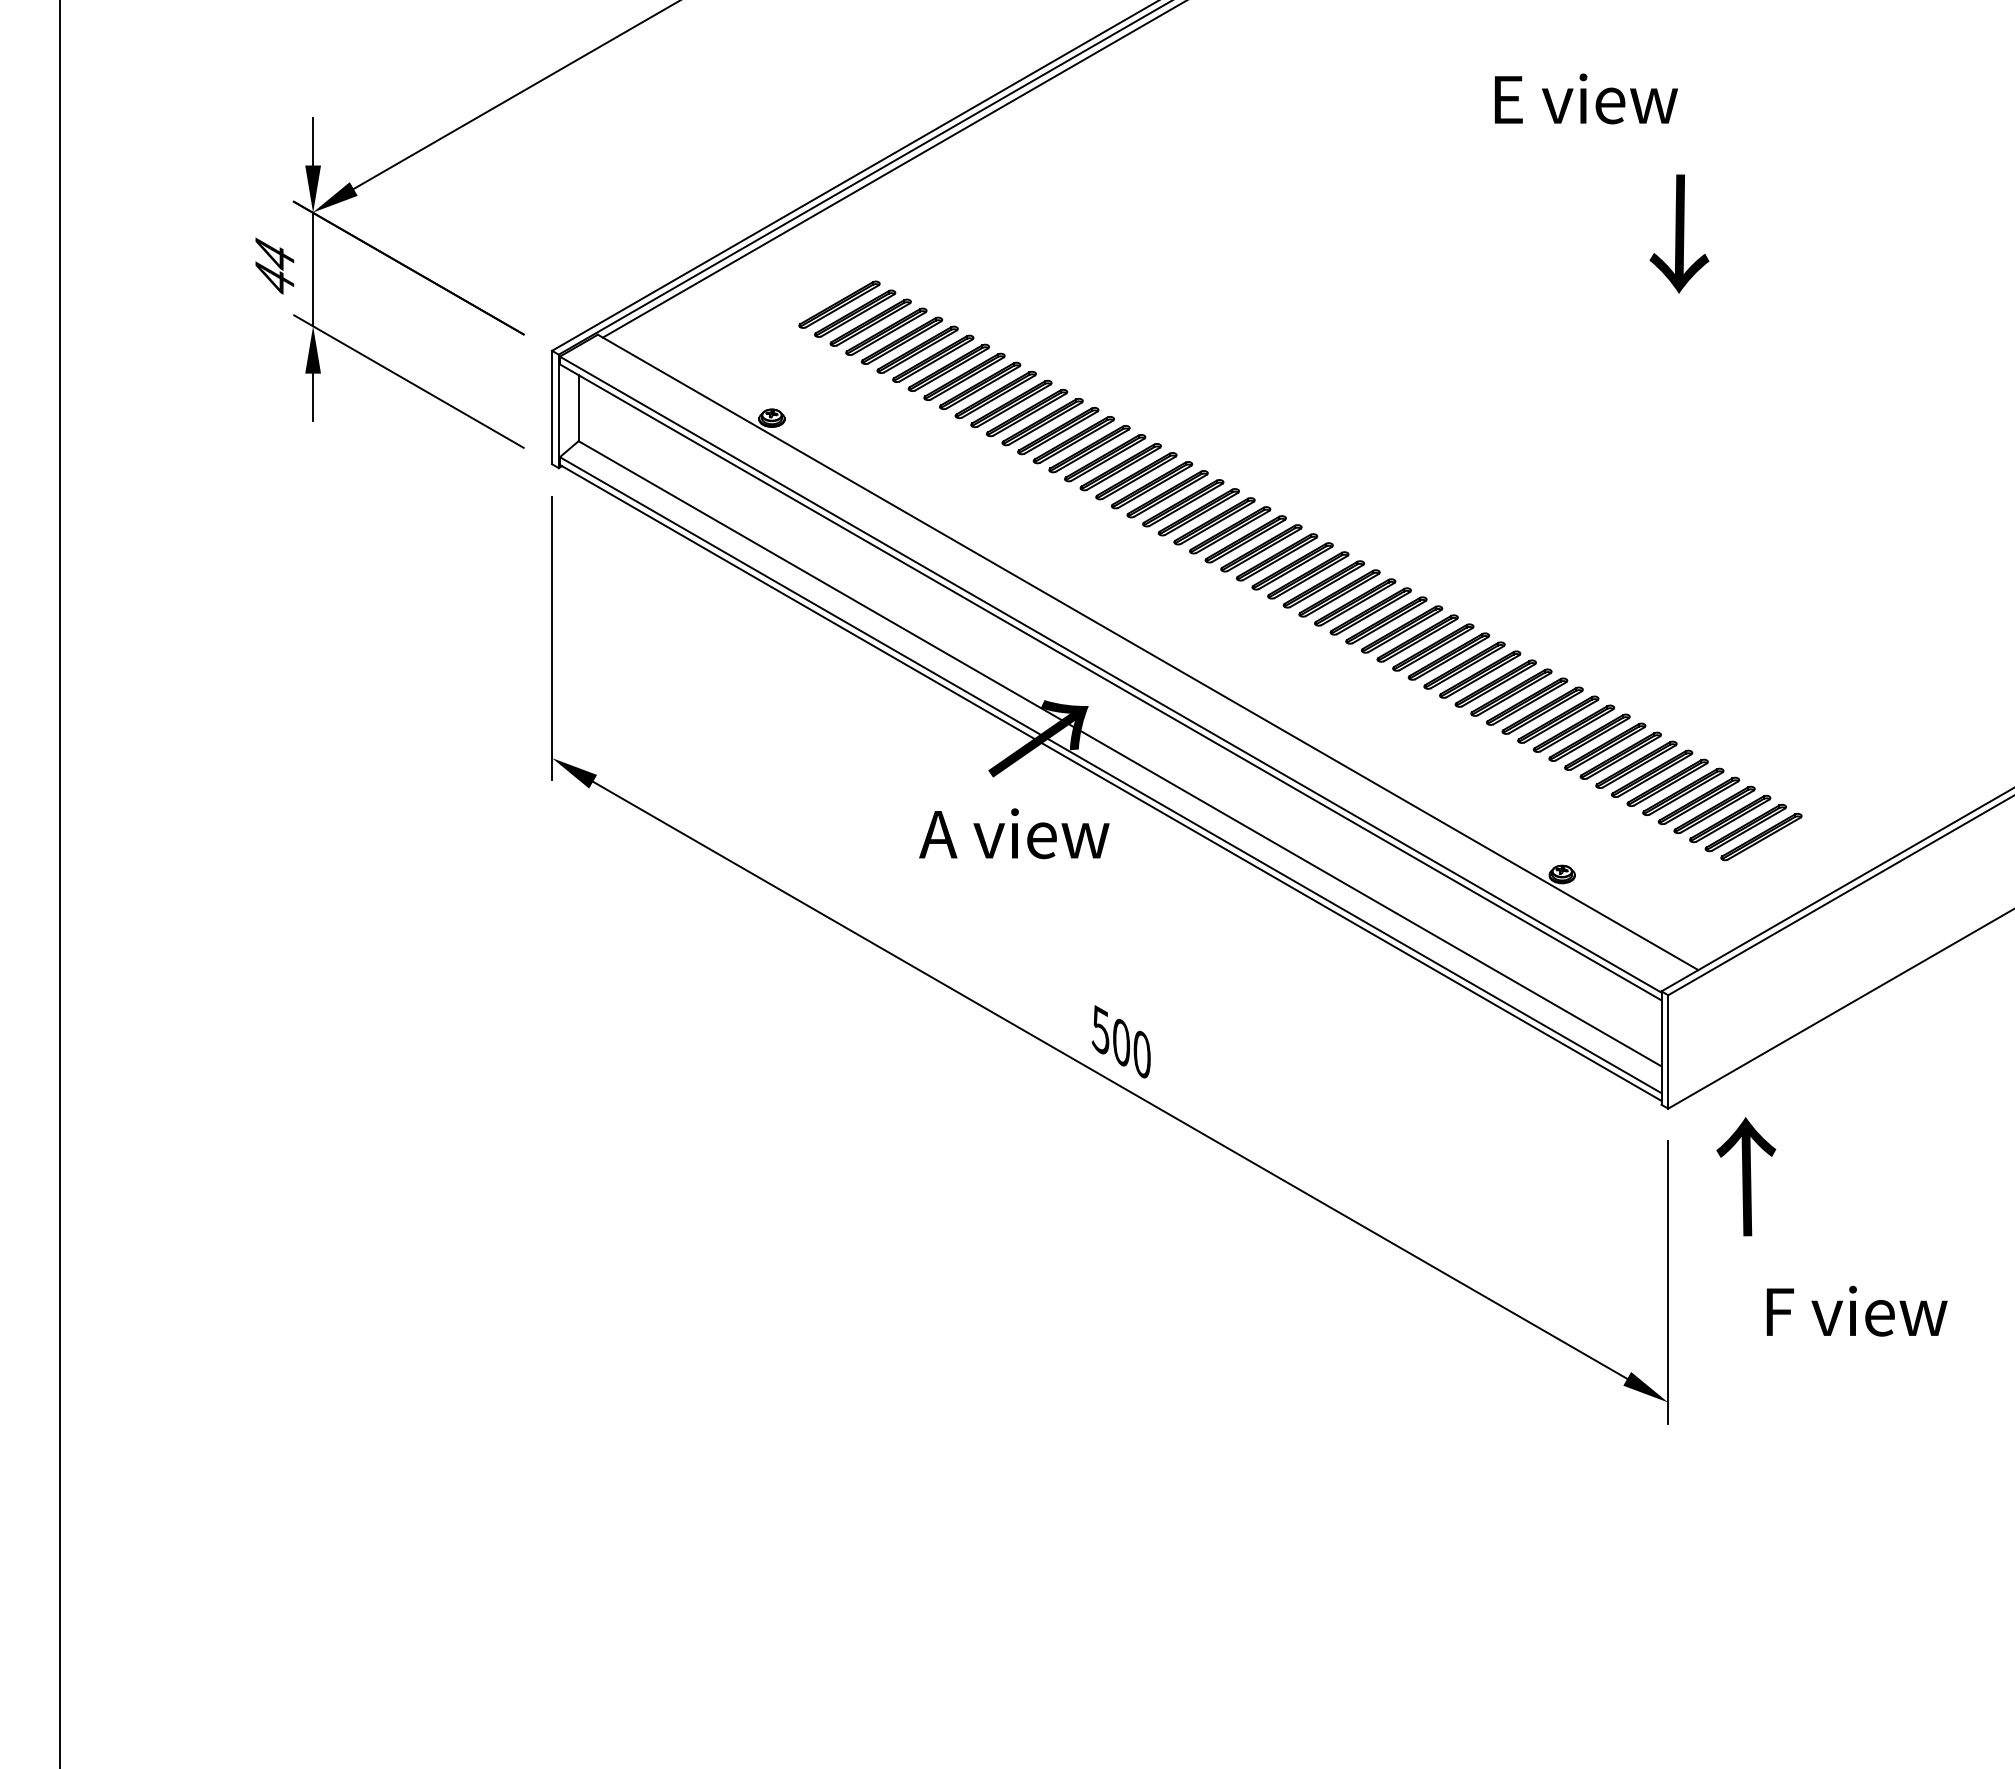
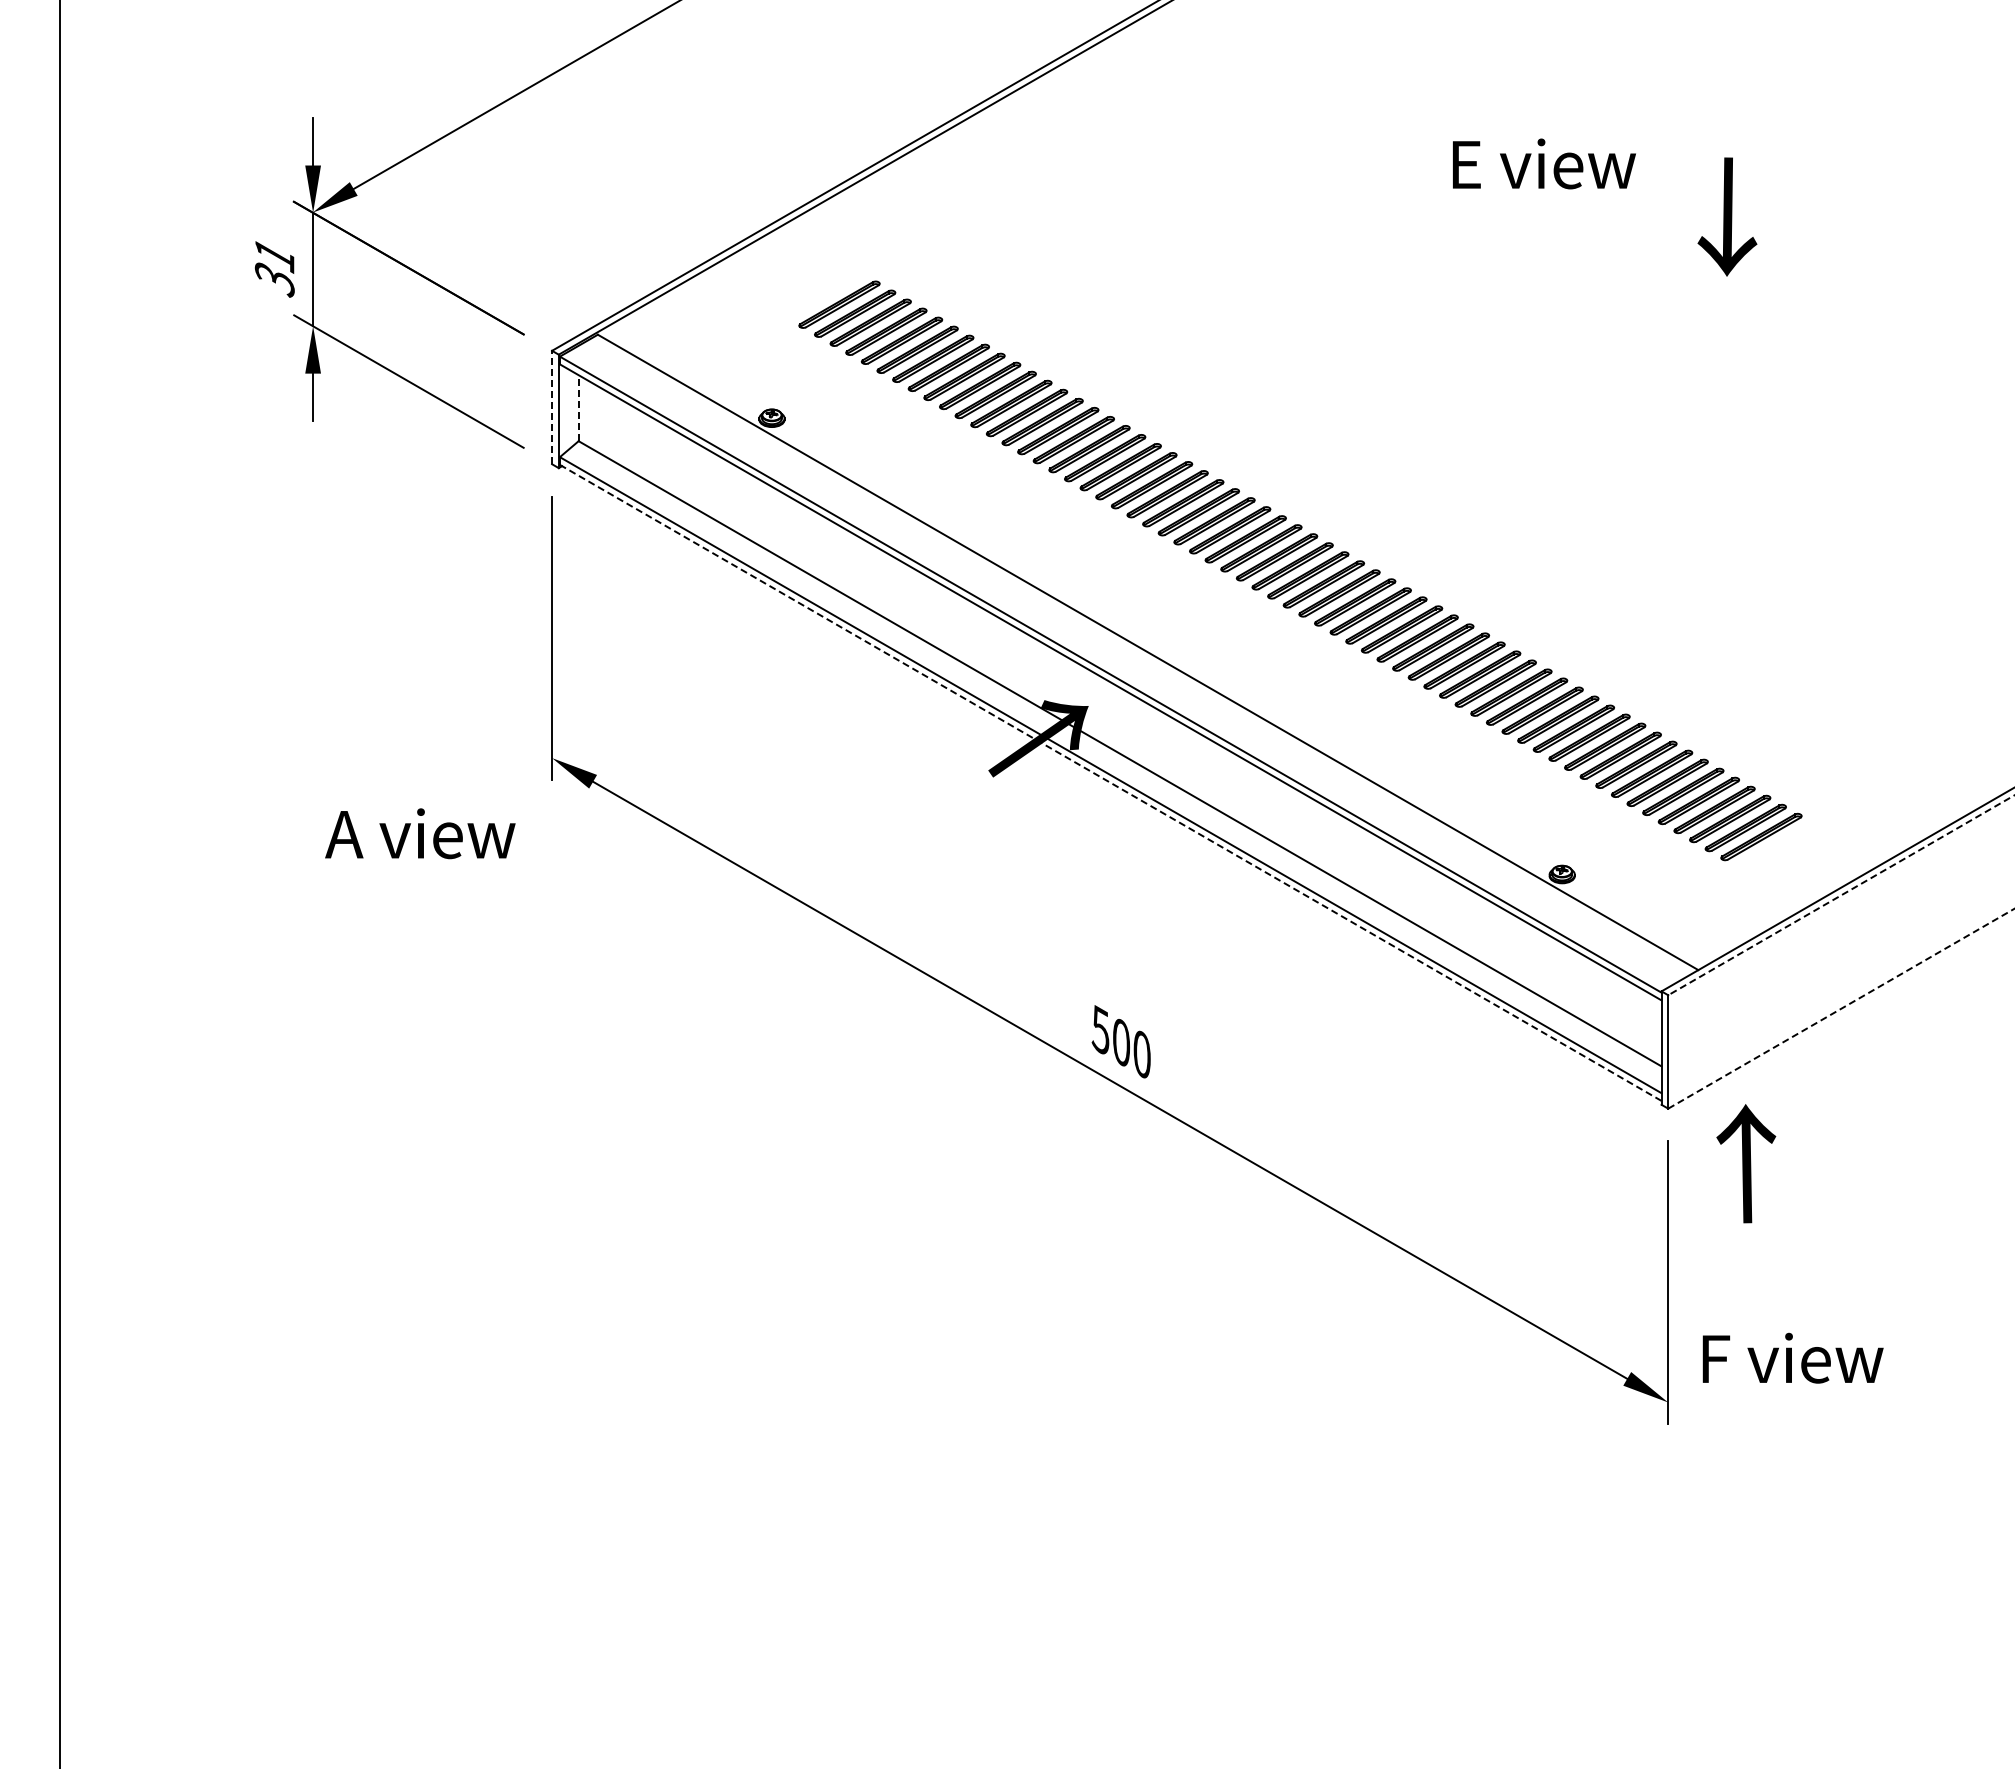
text position: (1586, 98) -> (1544, 163) (1544, 163)
line: present -> none (892, 169)
text position: (1679, 233) -> (1727, 216) (1727, 216)
text: 44 -> 31 (274, 267)
line: solid -> dashed (552, 407)
line: solid -> dashed (578, 408)
line: solid -> dashed (1111, 783)
text position: (1014, 833) -> (420, 833) (420, 833)
line: solid -> dashed (1841, 895)
line: solid -> dashed (1841, 1008)
text position: (1746, 1176) -> (1746, 1163) (1746, 1163)
text position: (1856, 1310) -> (1792, 1357) (1792, 1357)
